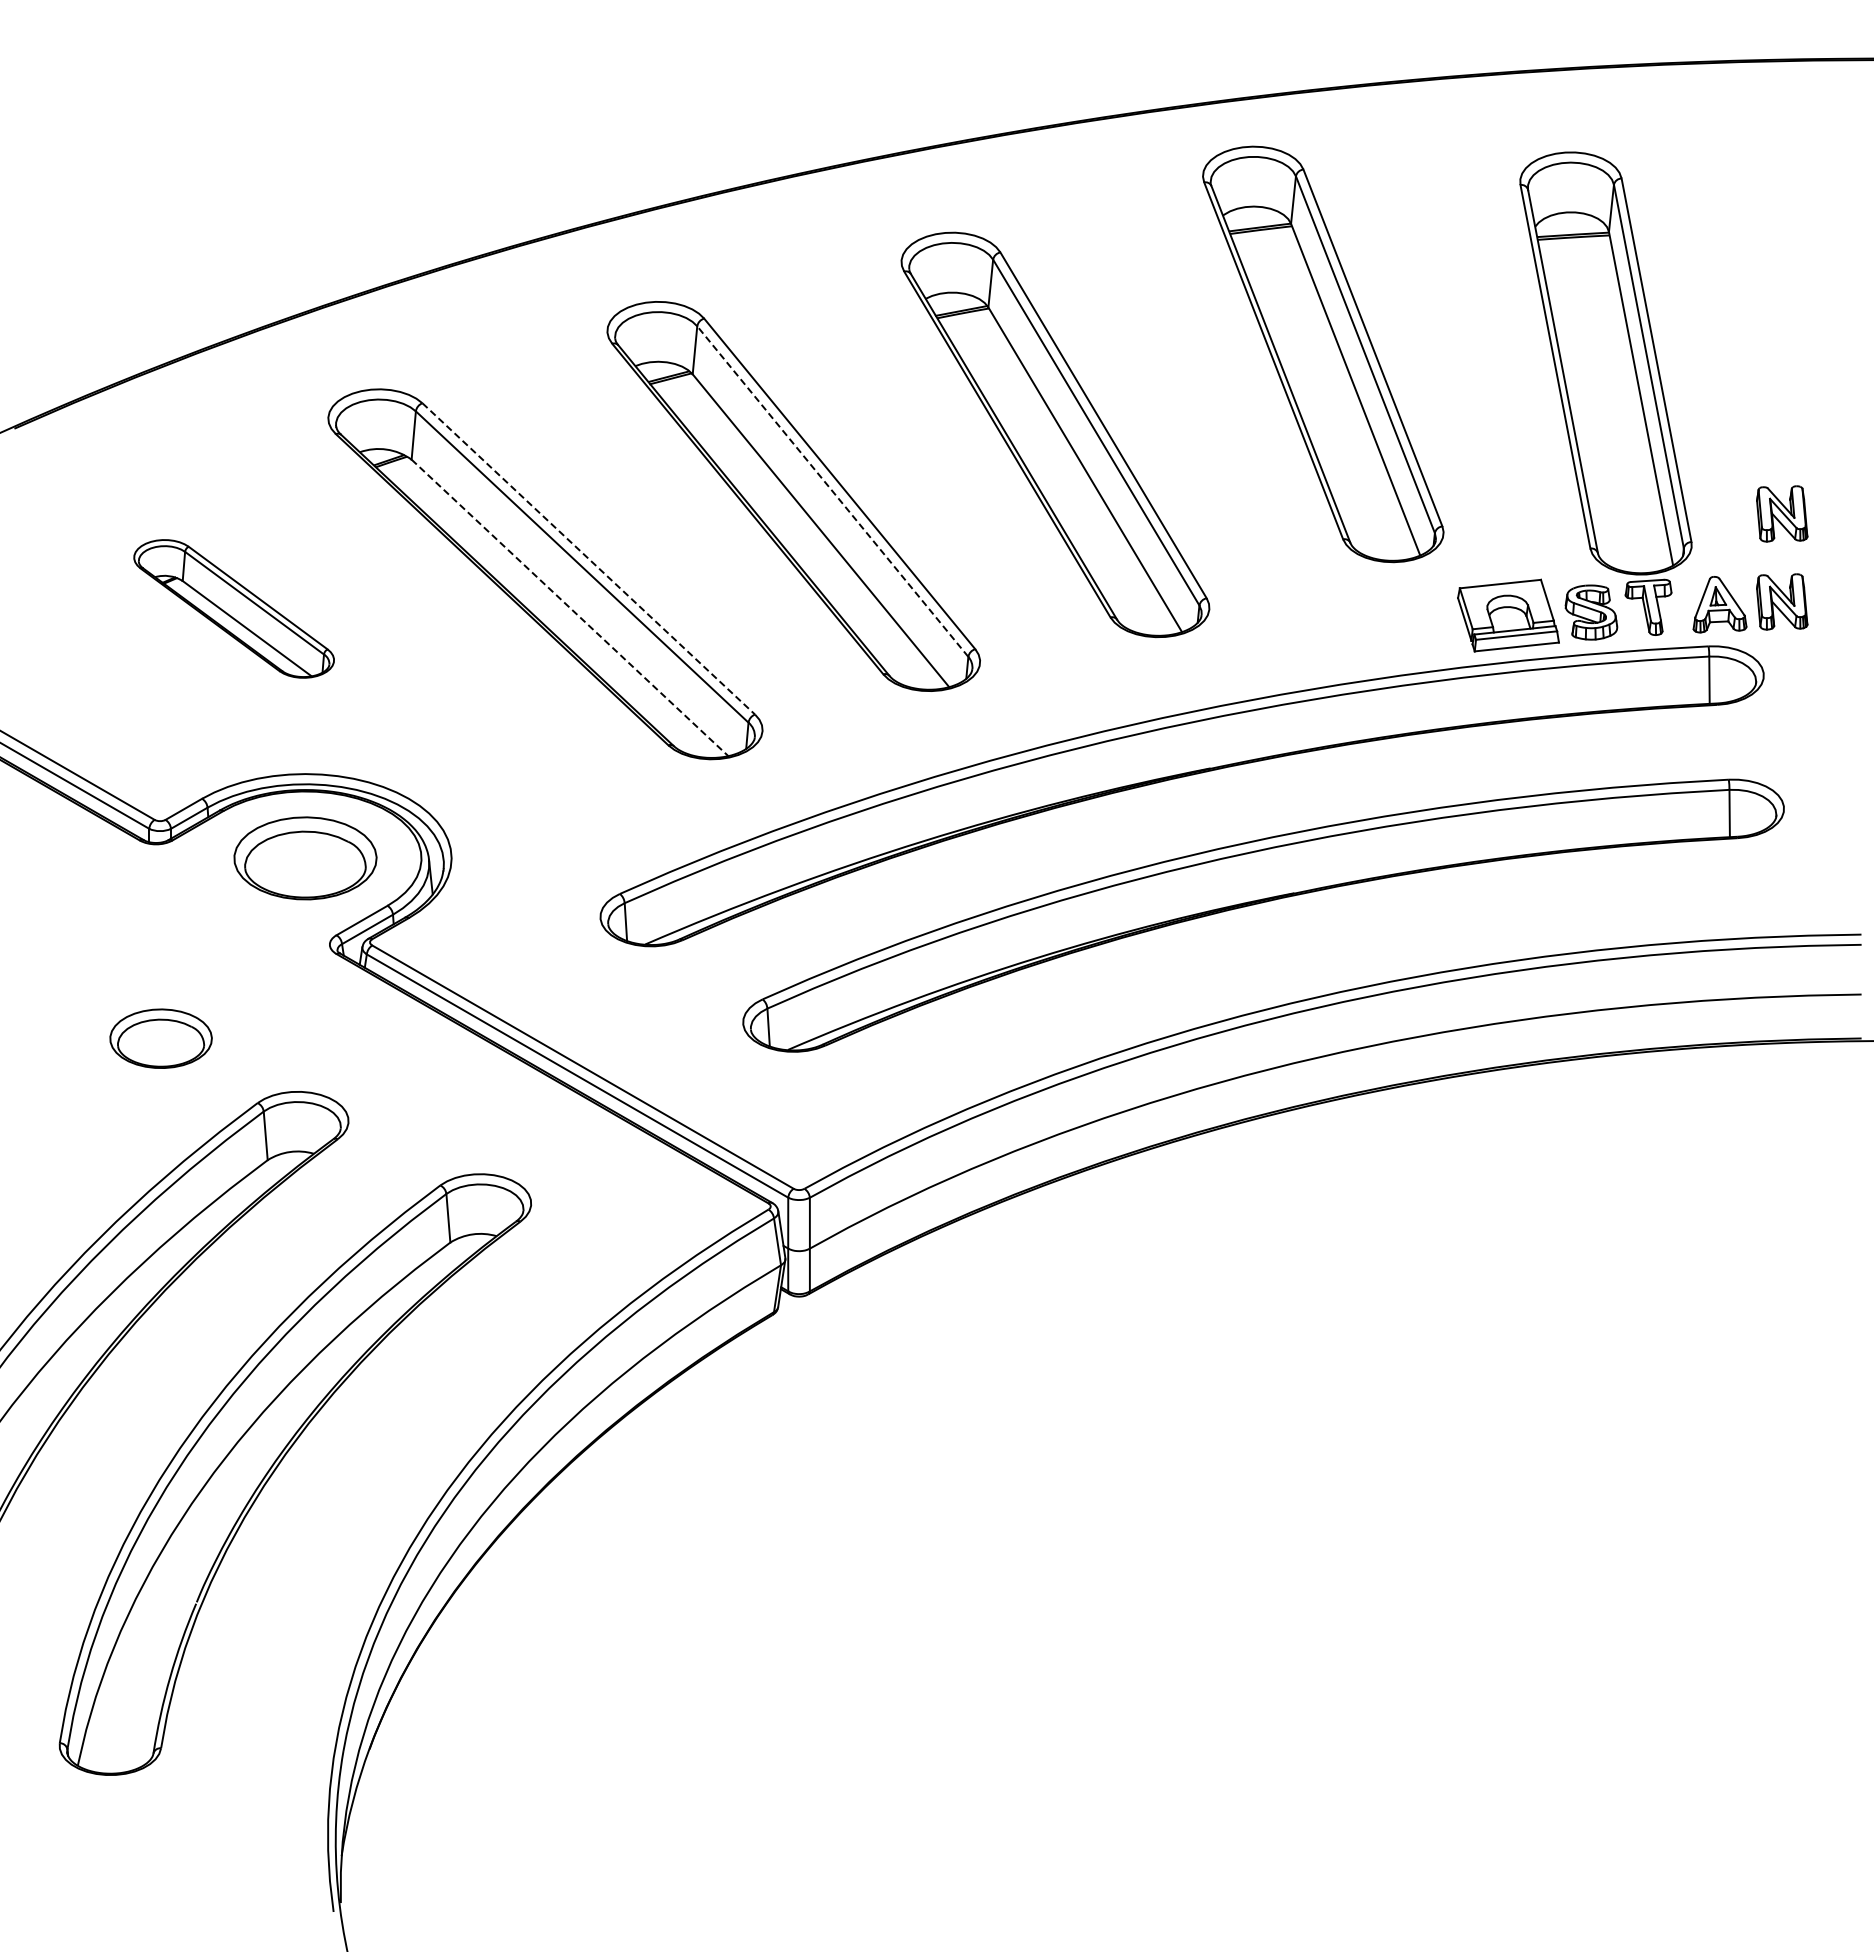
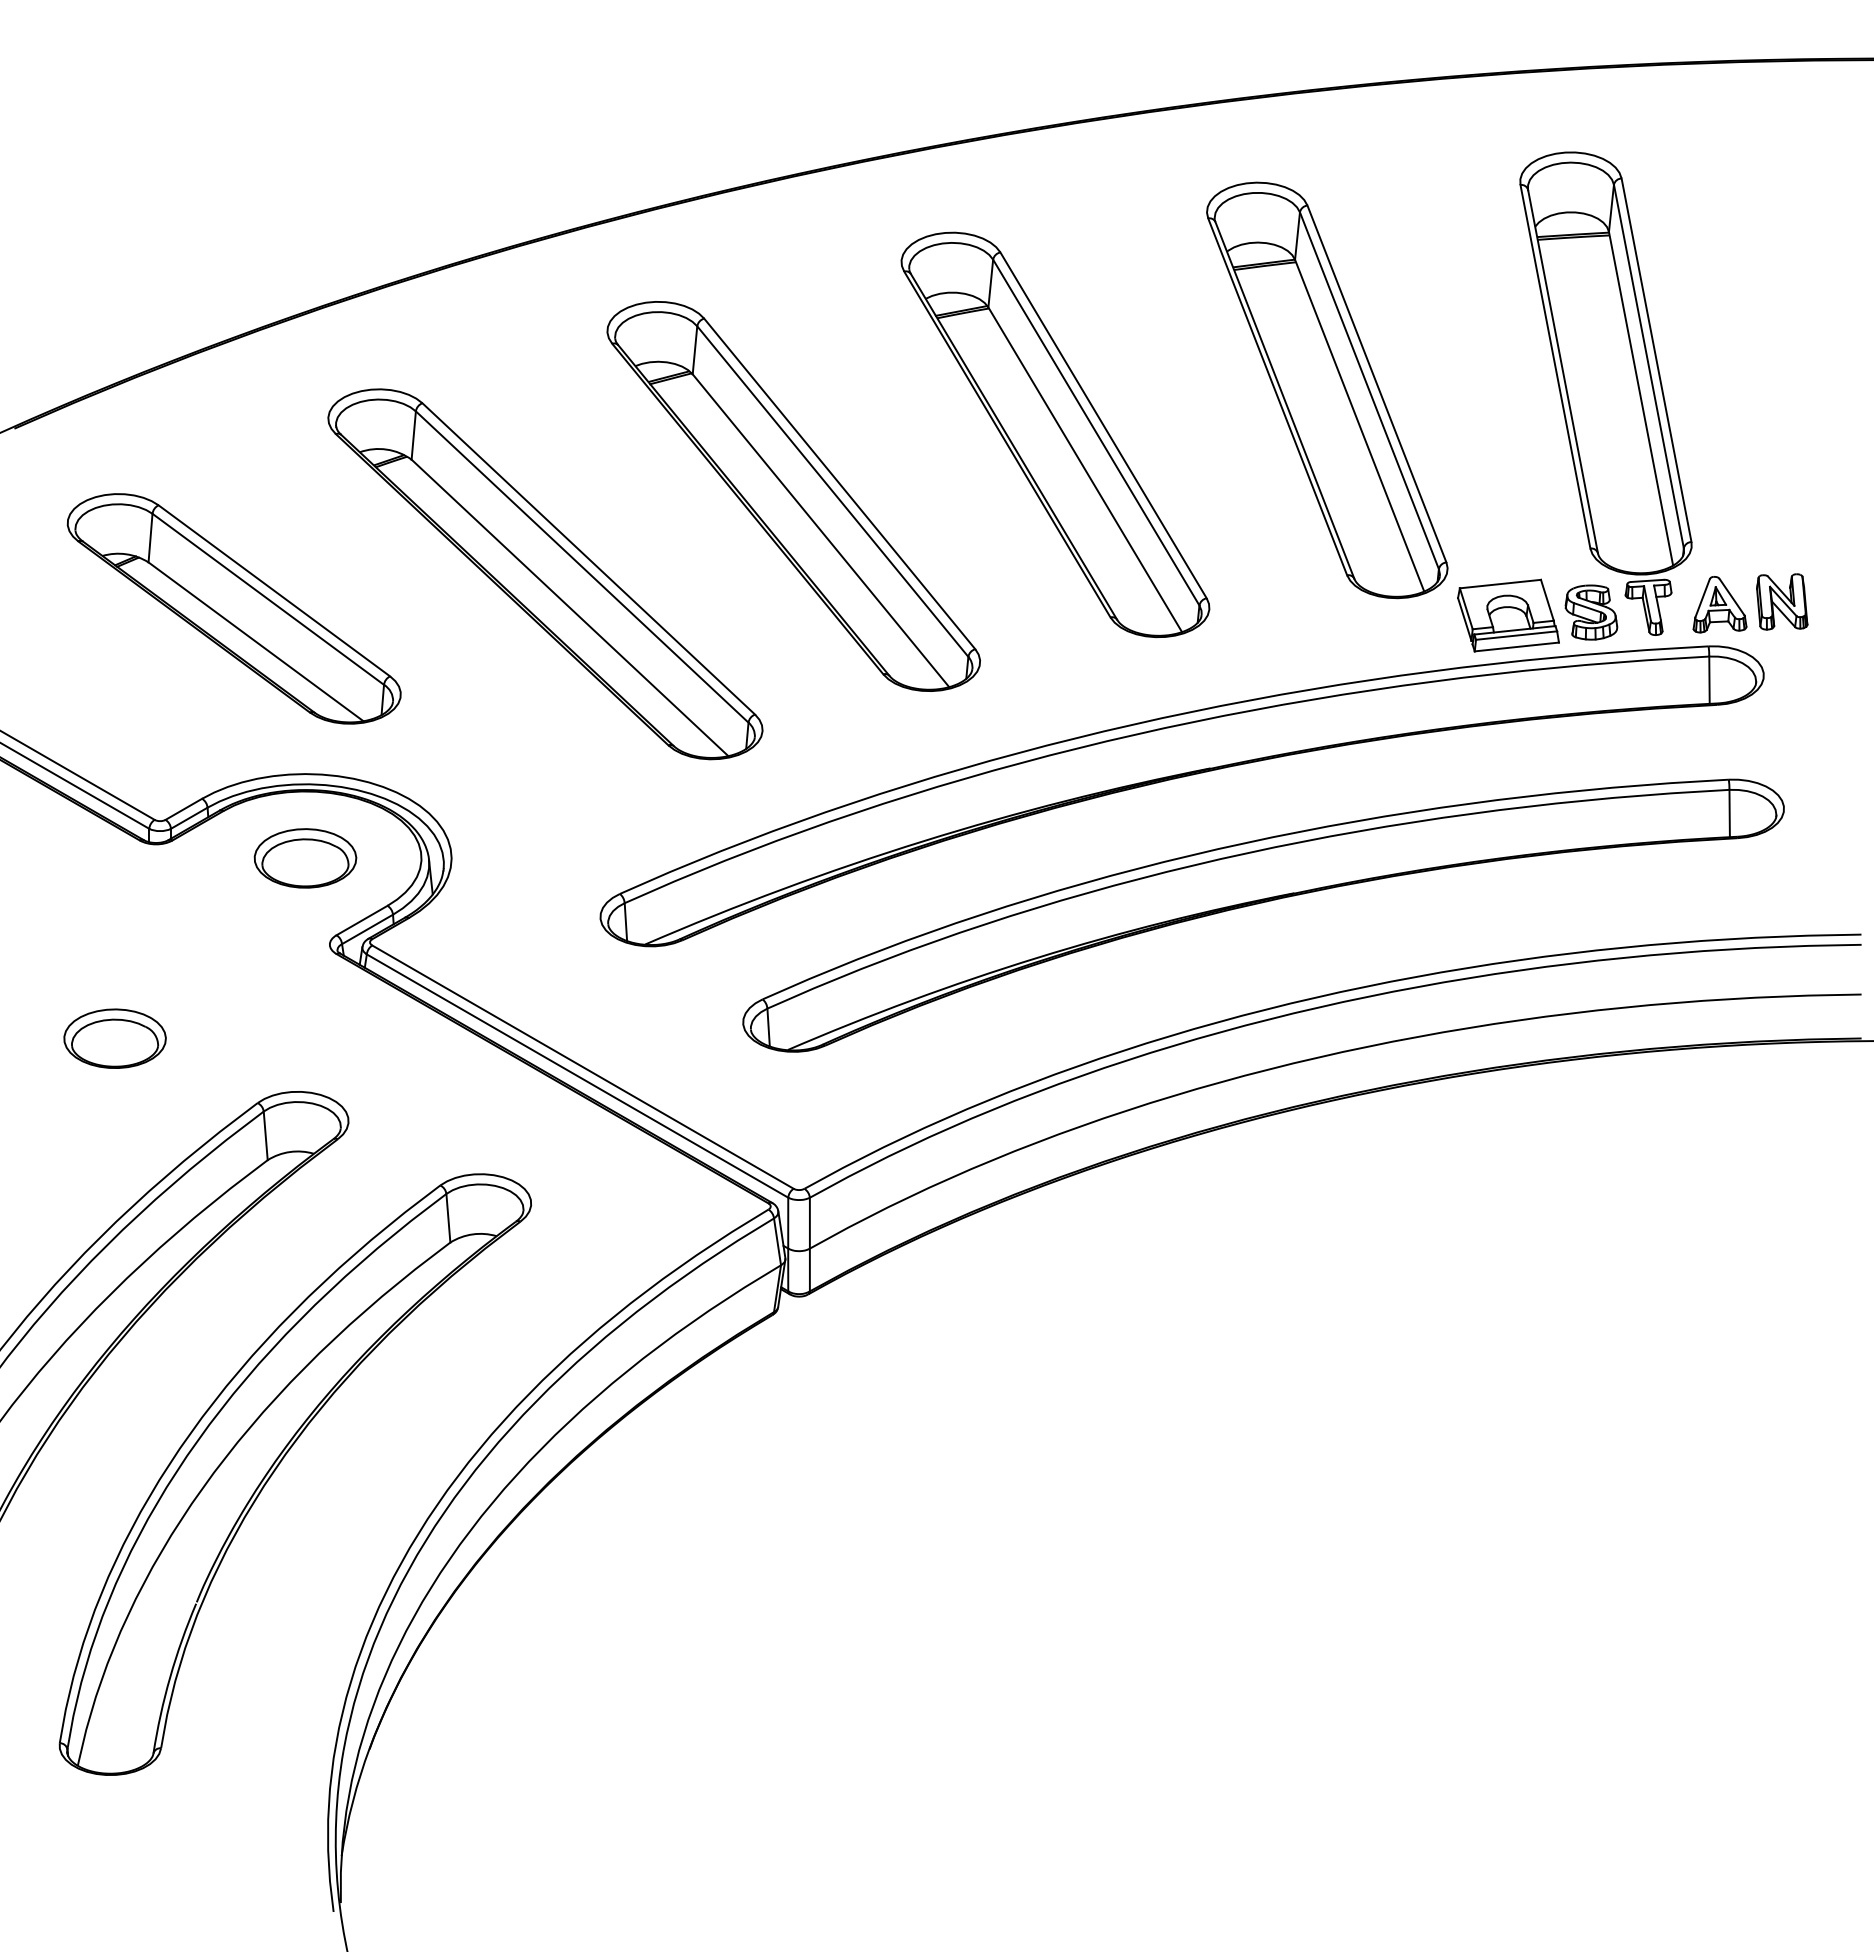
part position: (1323, 354) -> (1327, 390) (1327, 390)
line: dashed -> solid (832, 491)
part: present -> none (1782, 513)
line: dashed -> solid (588, 558)
line: dashed -> solid (570, 607)
part size: 202x140 px -> 336x232 px (233, 608)
part size: 145x85 px -> 105x61 px (305, 858)
part position: (160, 1038) -> (114, 1038) (114, 1038)
